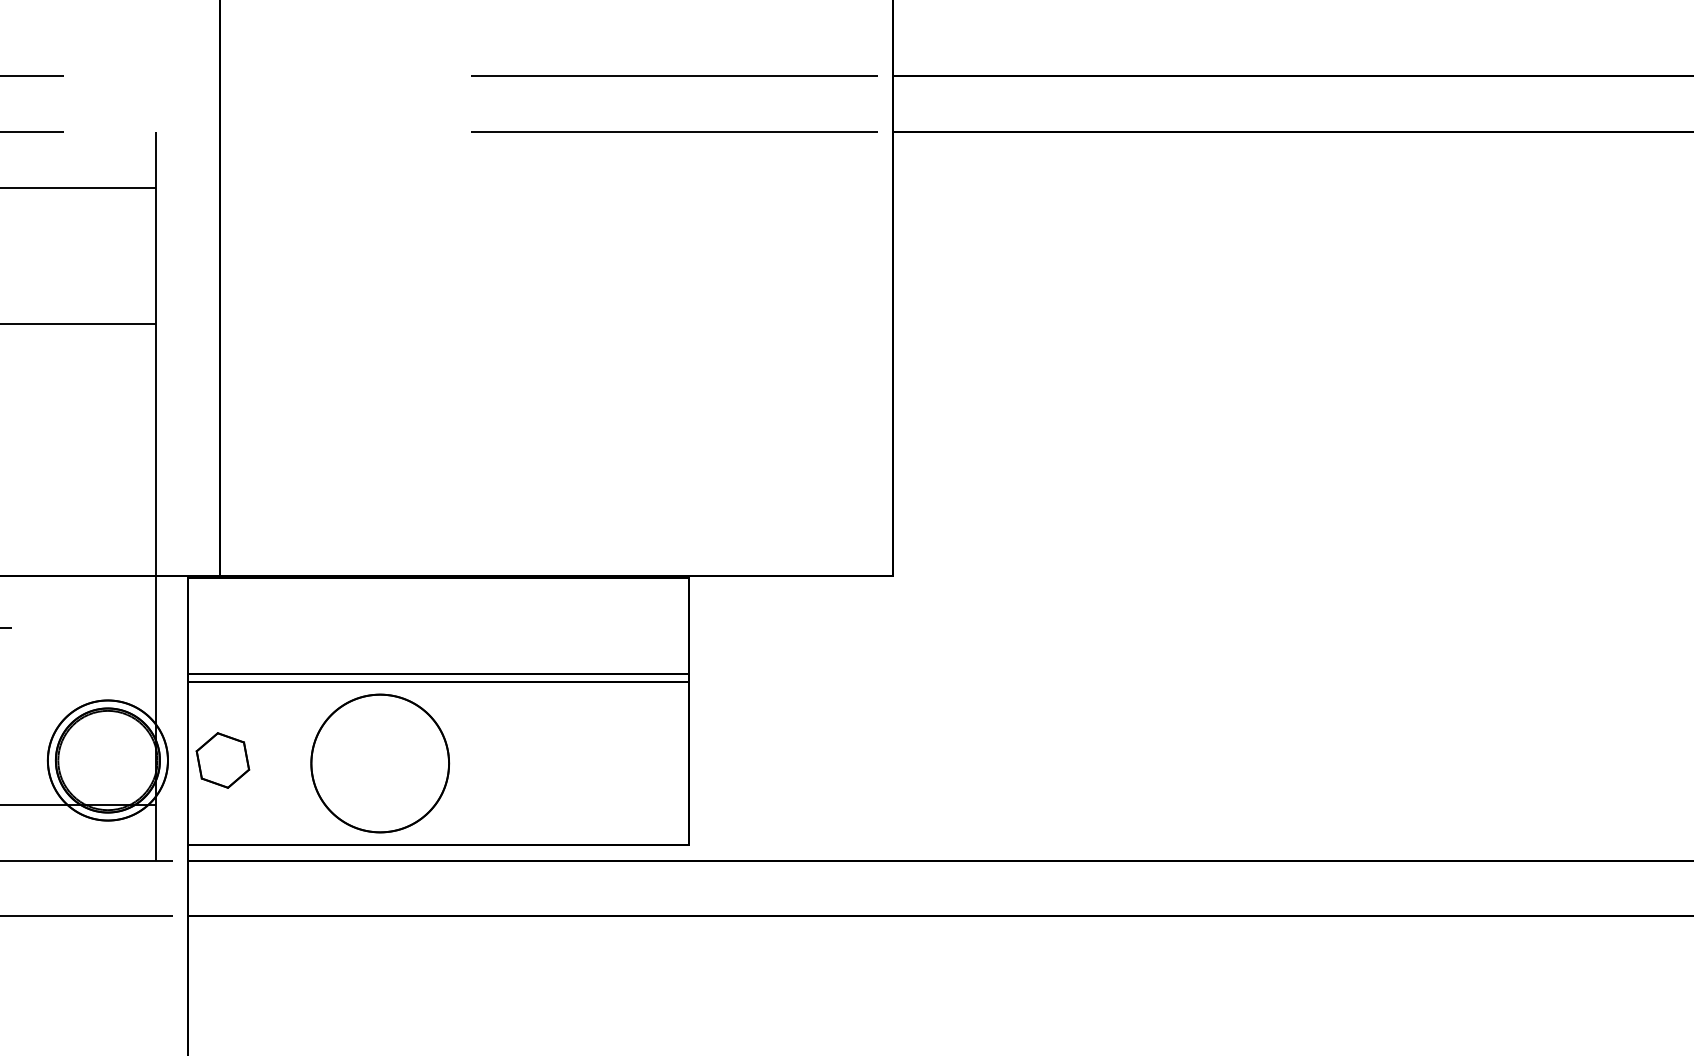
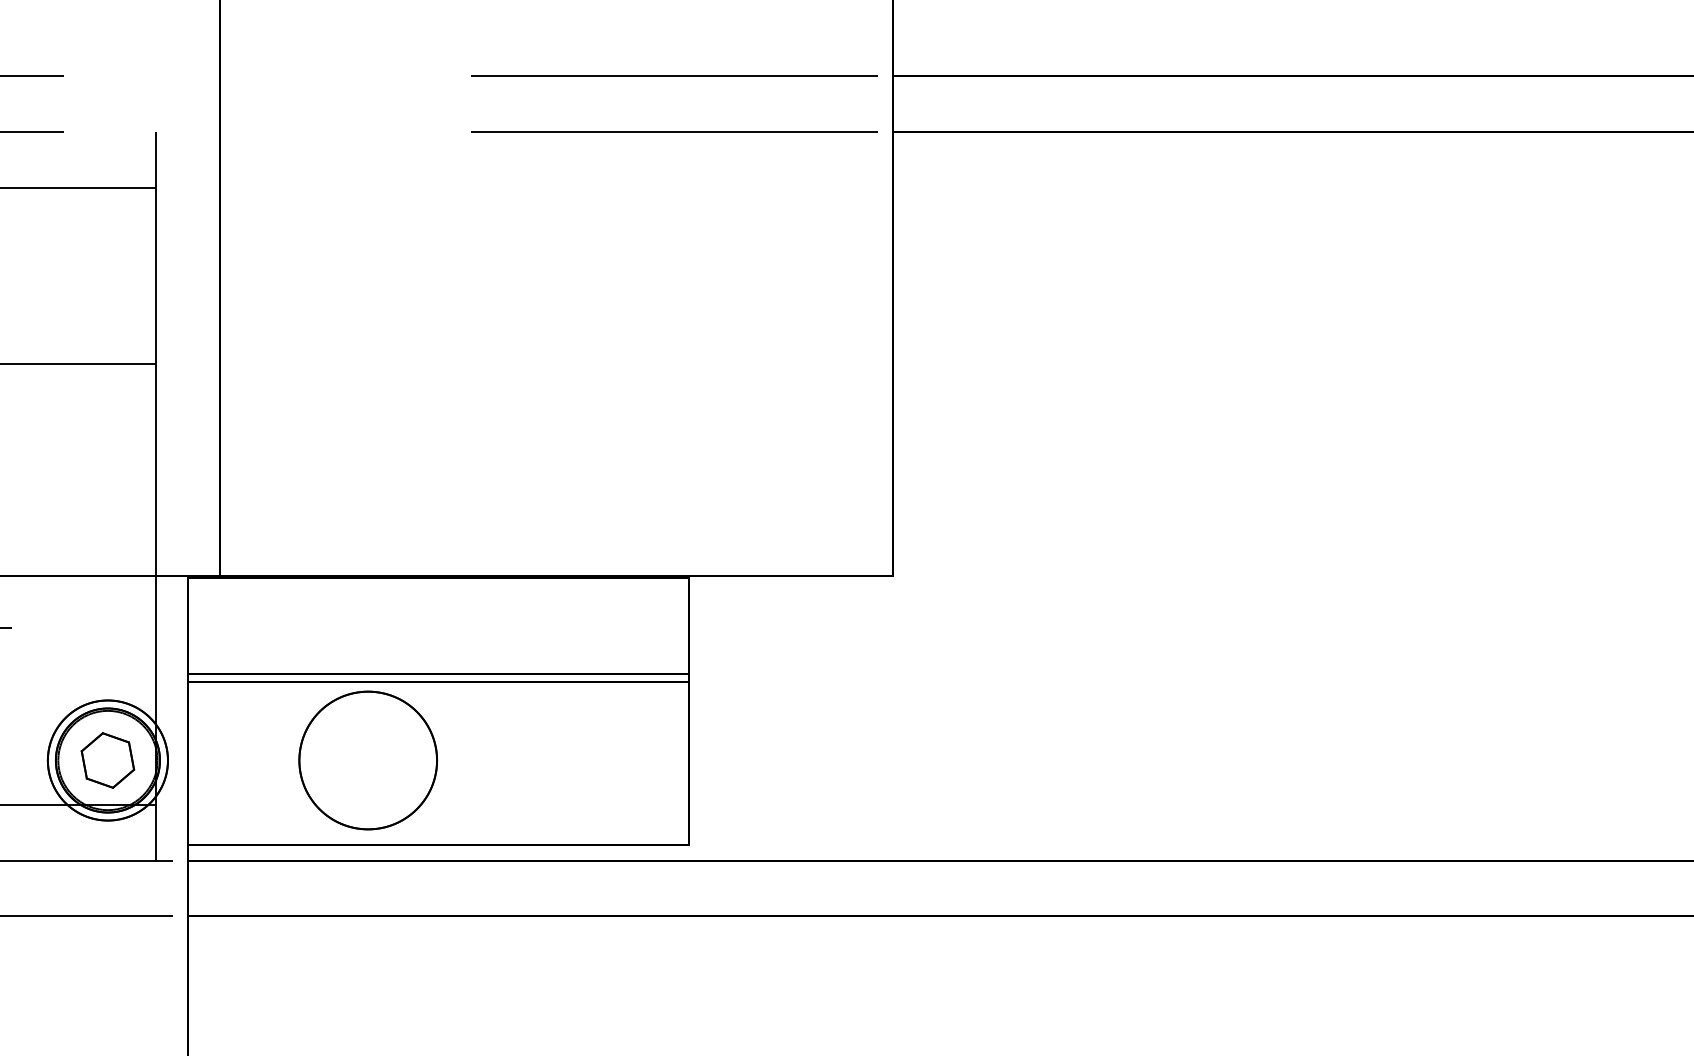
line position: (78, 324) -> (78, 364) (78, 364)
part position: (222, 760) -> (107, 760) (107, 760)
part position: (380, 763) -> (368, 760) (368, 760)
